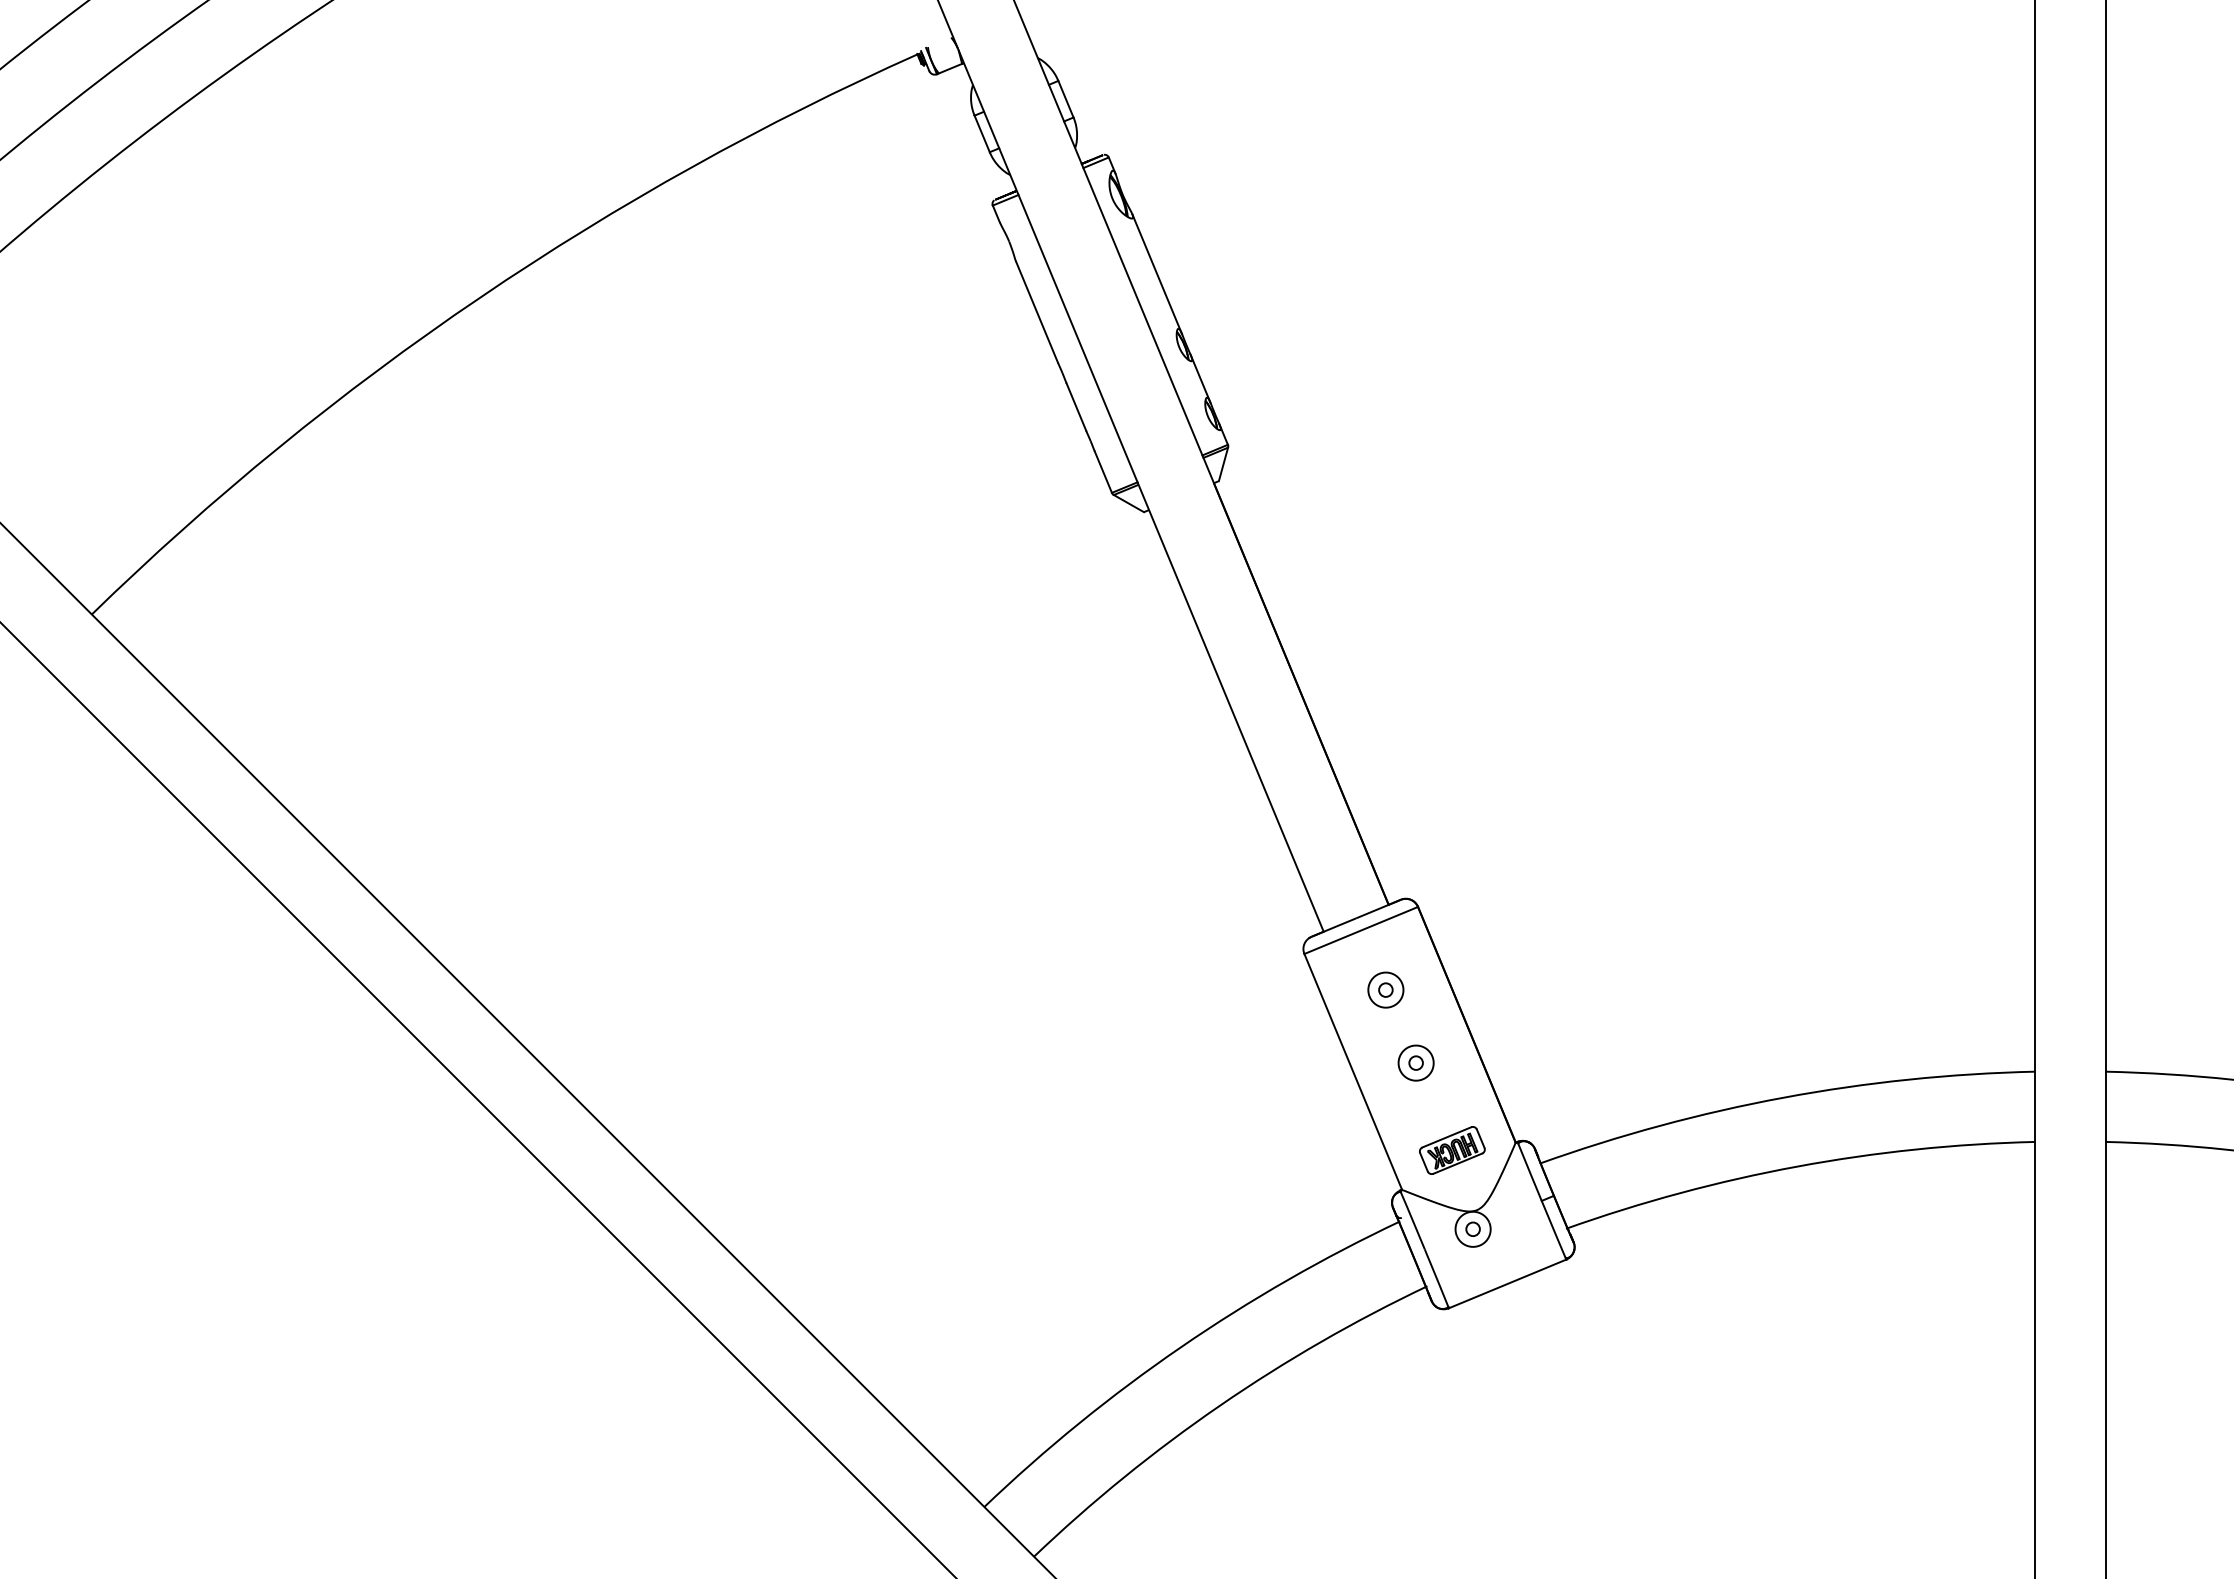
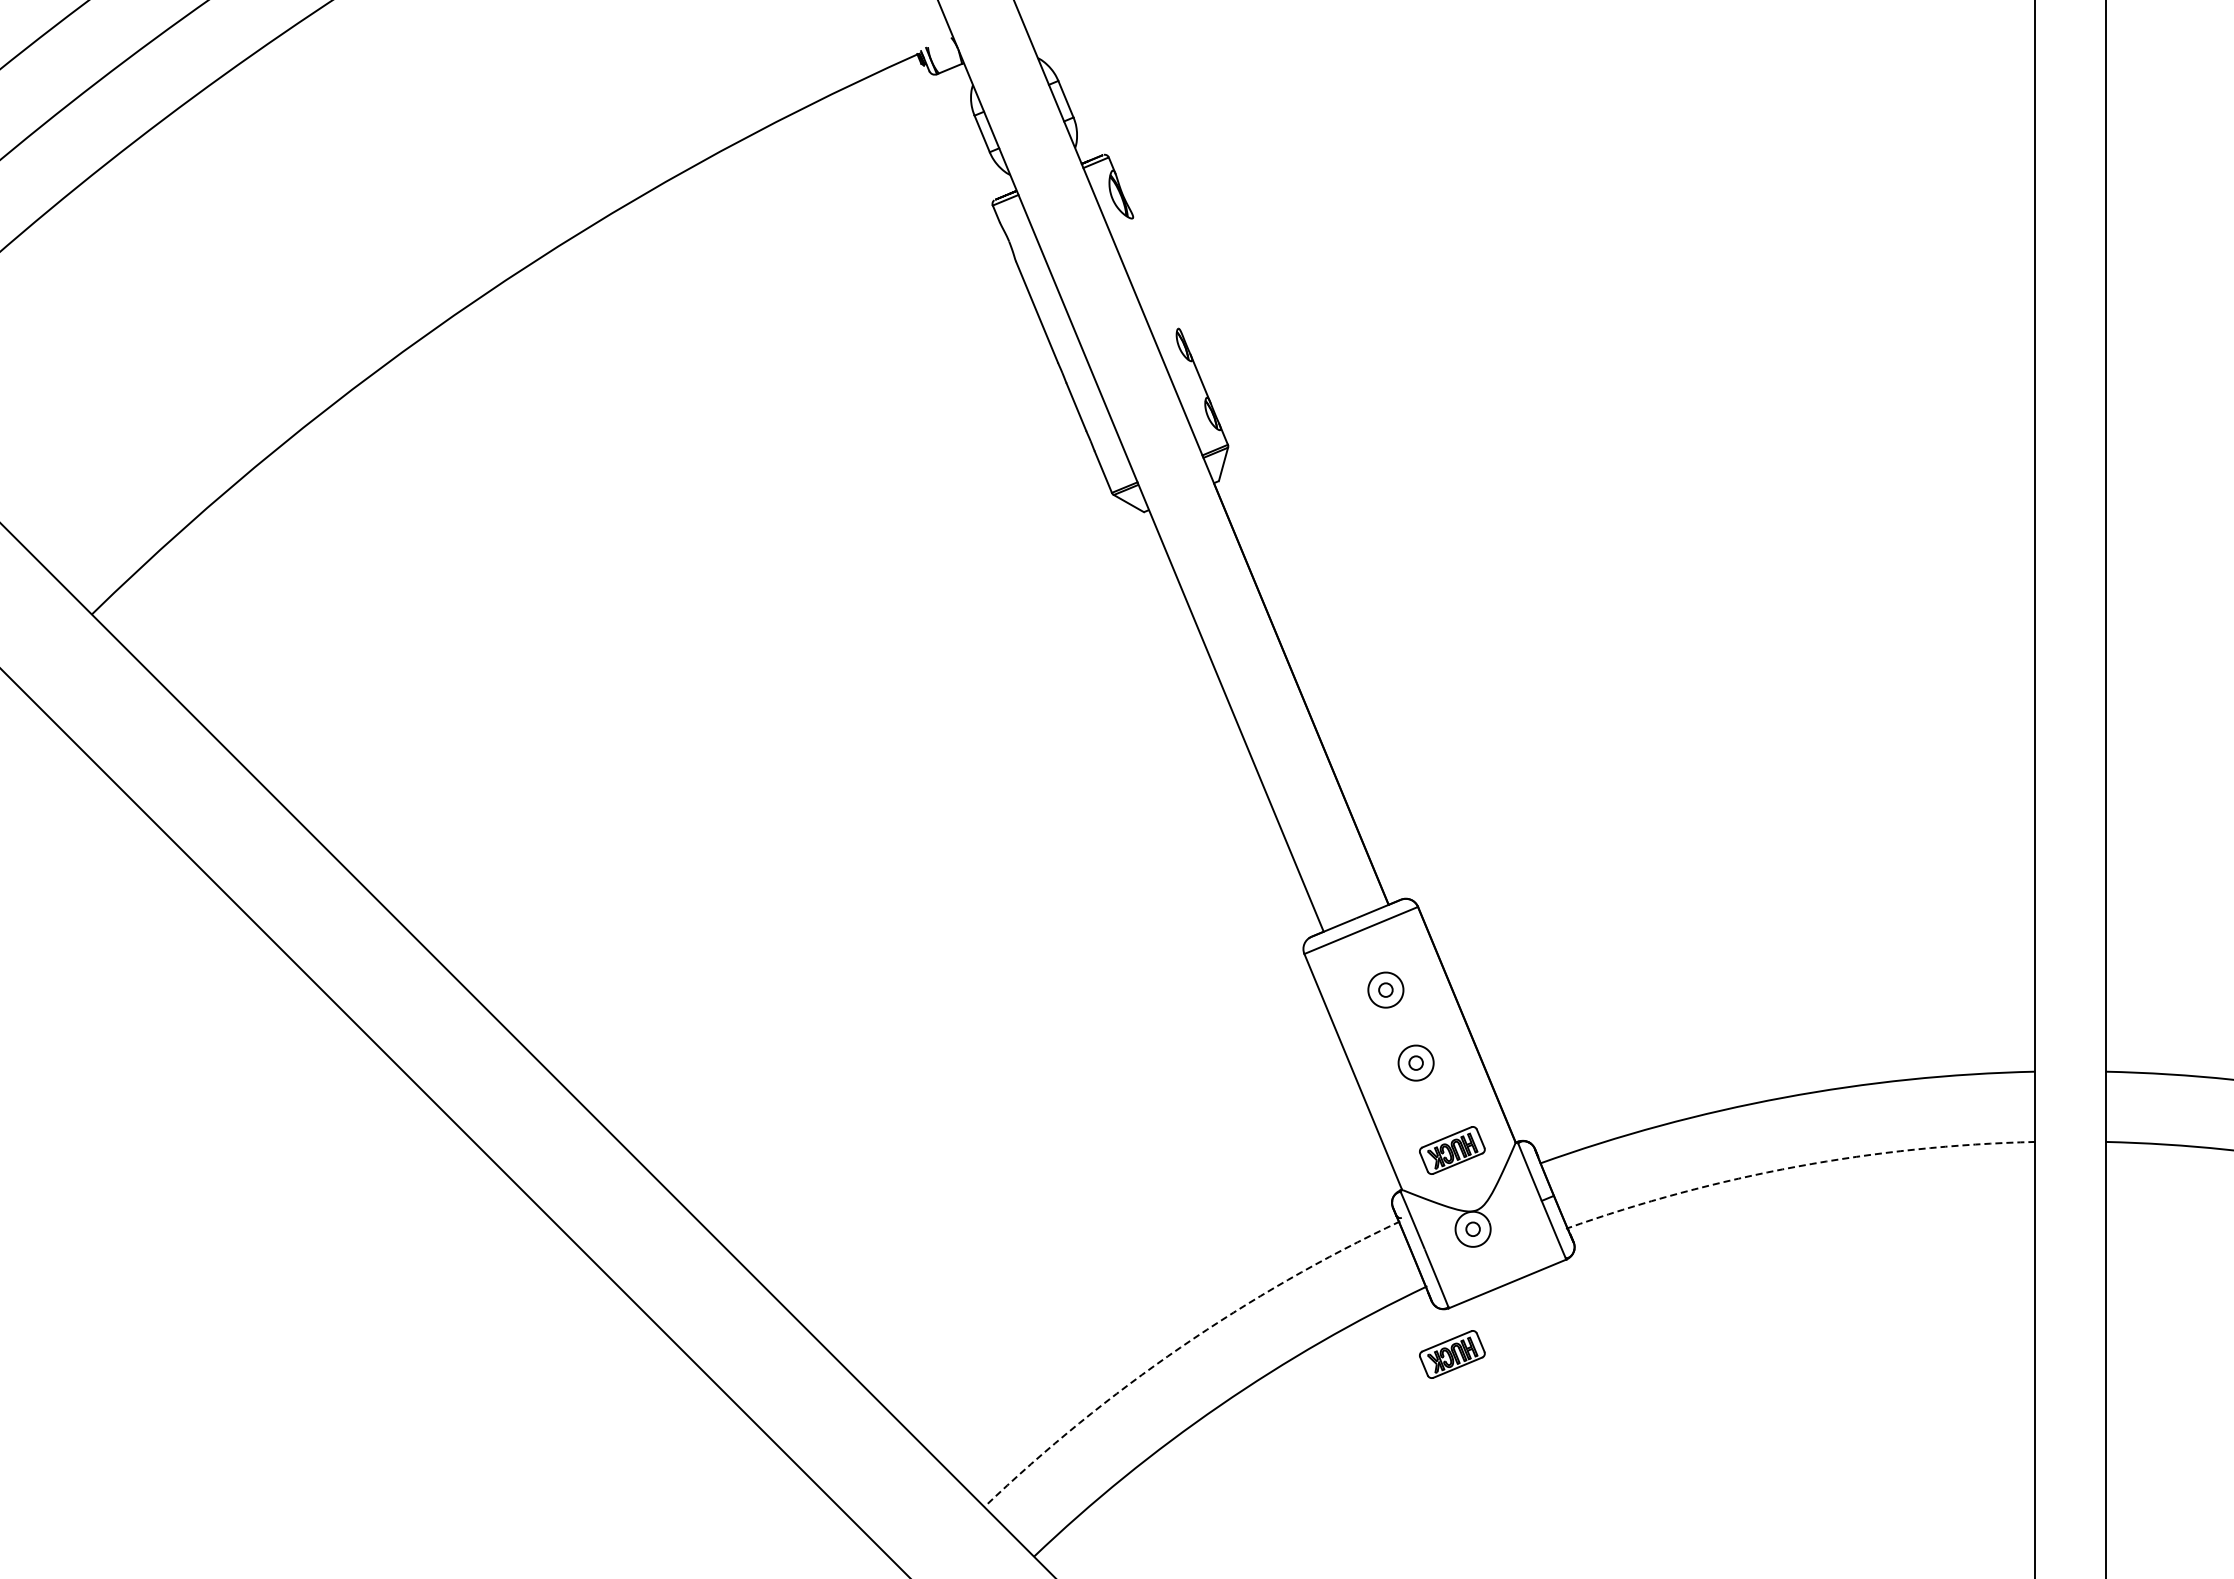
line: present -> none (1157, 274)
line position: (477, 1099) -> (454, 1122) (454, 1122)
arc: solid -> dashed (1797, 1166)
arc: solid -> dashed (1180, 1347)
part: none -> present (1452, 1354)
